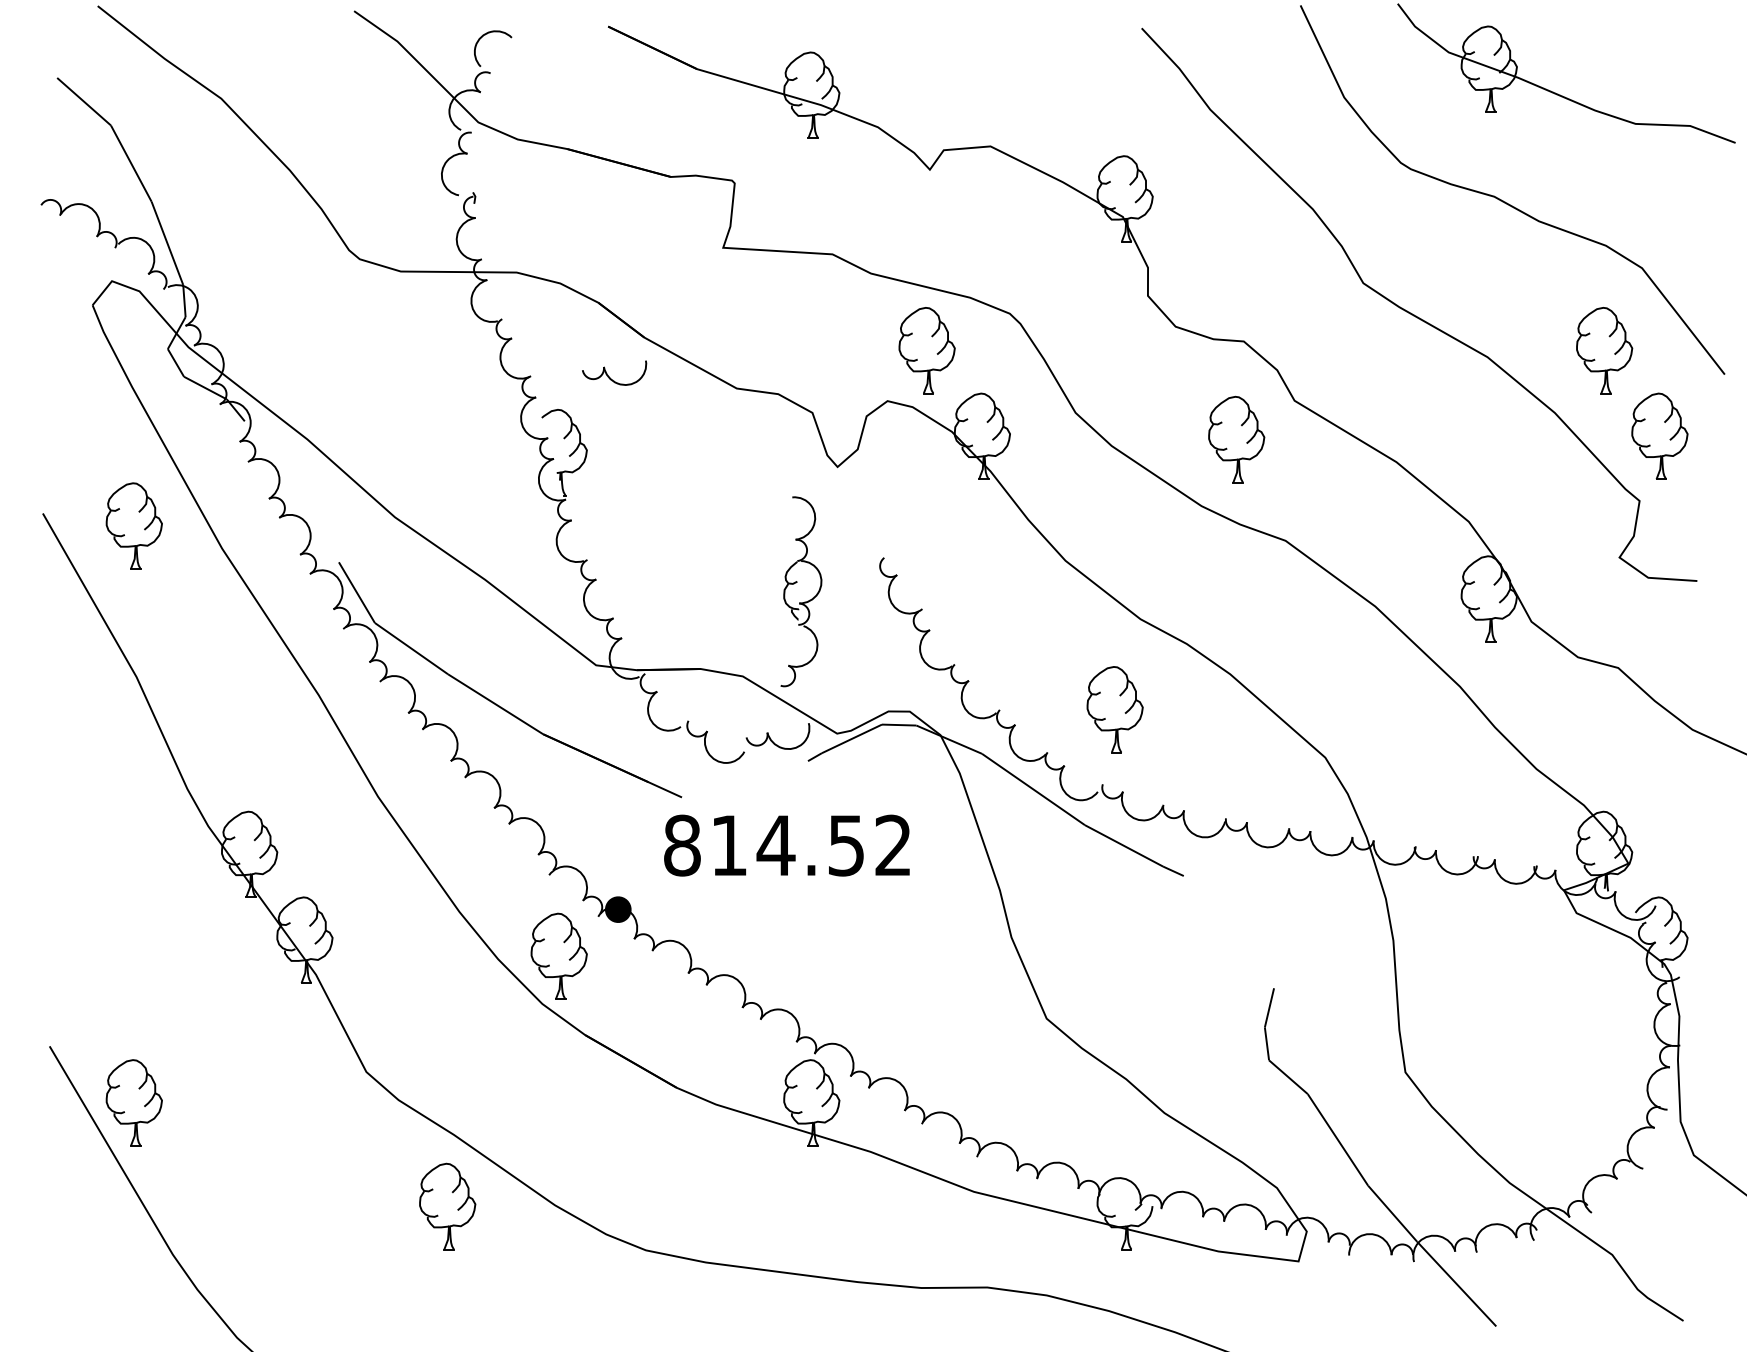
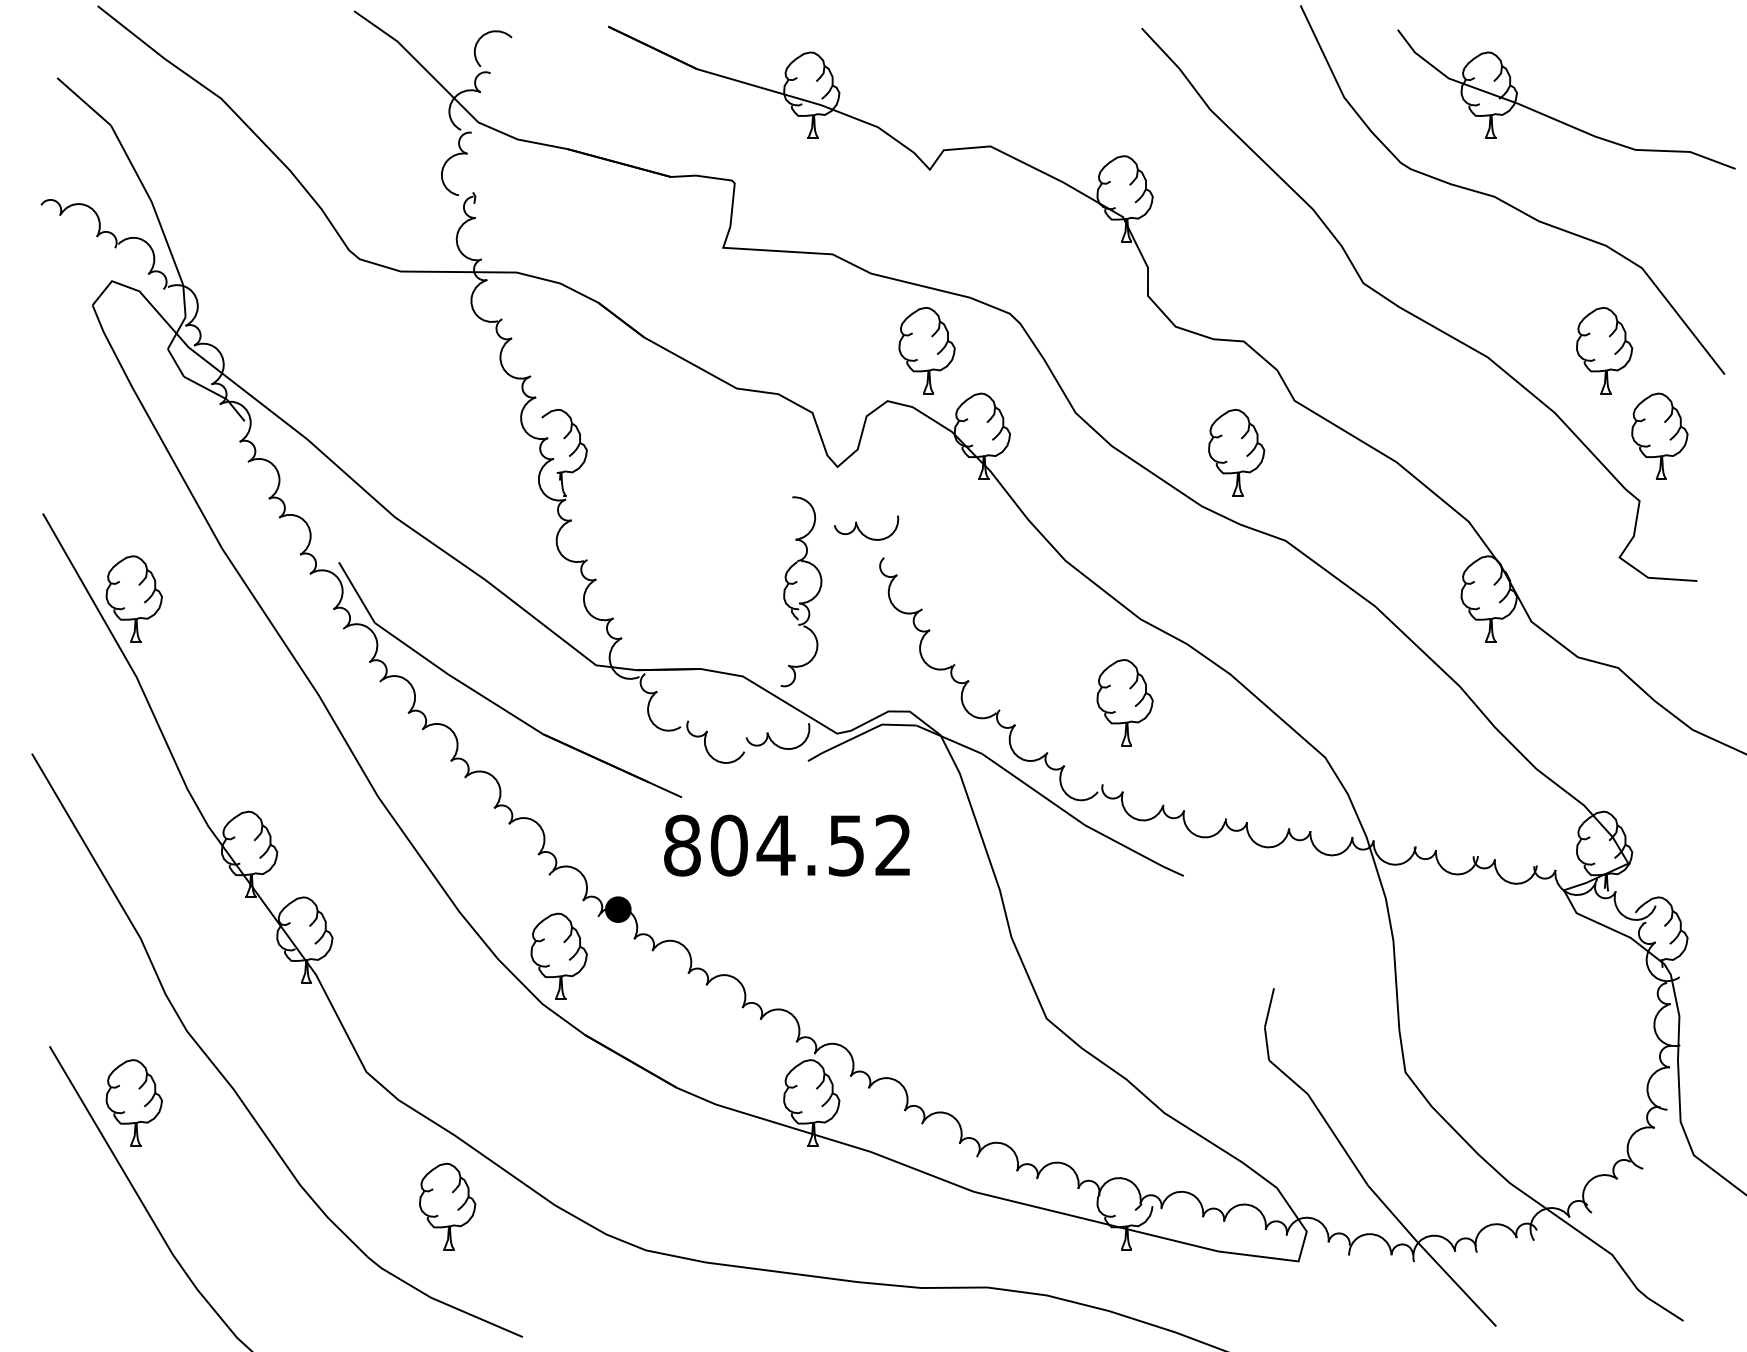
part position: (1560, 94) -> (1560, 120) (1560, 120)
part position: (609, 376) -> (861, 531) (861, 531)
part position: (1236, 439) -> (1236, 452) (1236, 452)
part position: (133, 525) -> (133, 598) (133, 598)
part position: (1114, 709) -> (1124, 702) (1124, 702)
text: 814.52 -> 804.52 (728, 845)
curve: none -> present (230, 1083)
